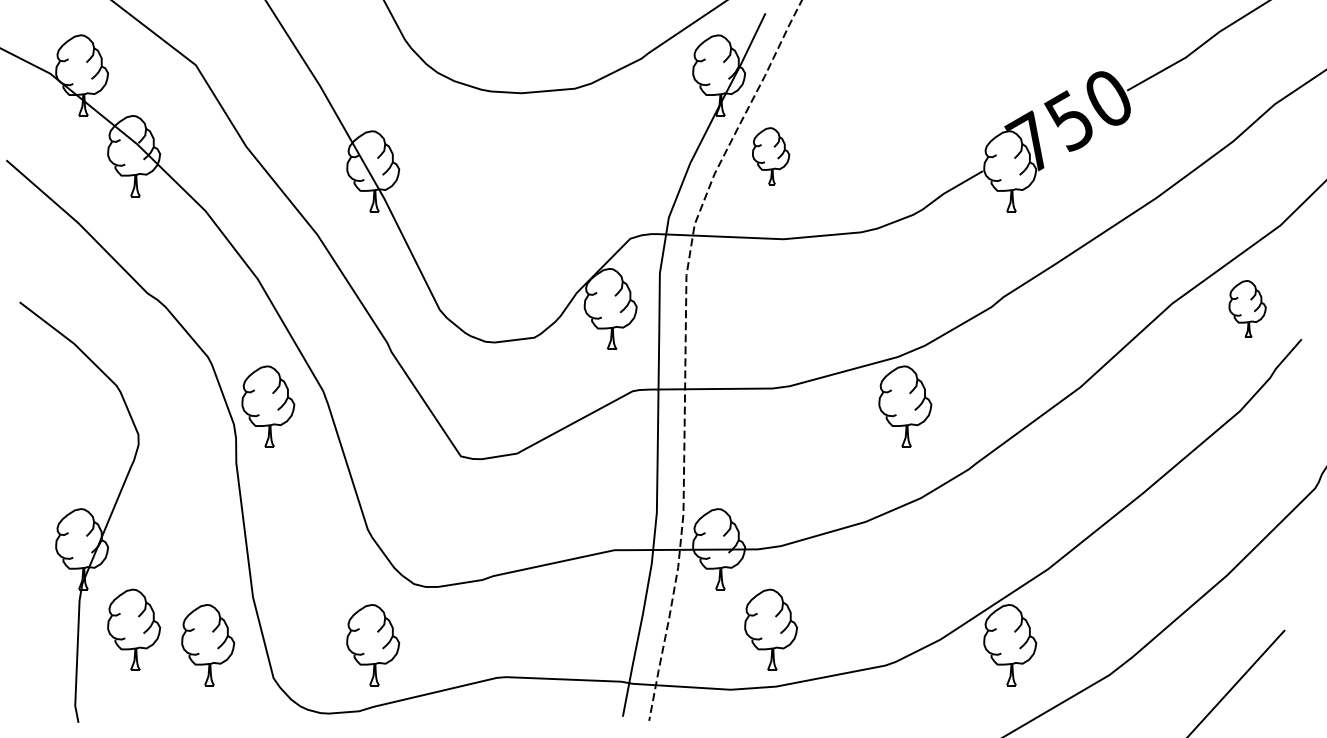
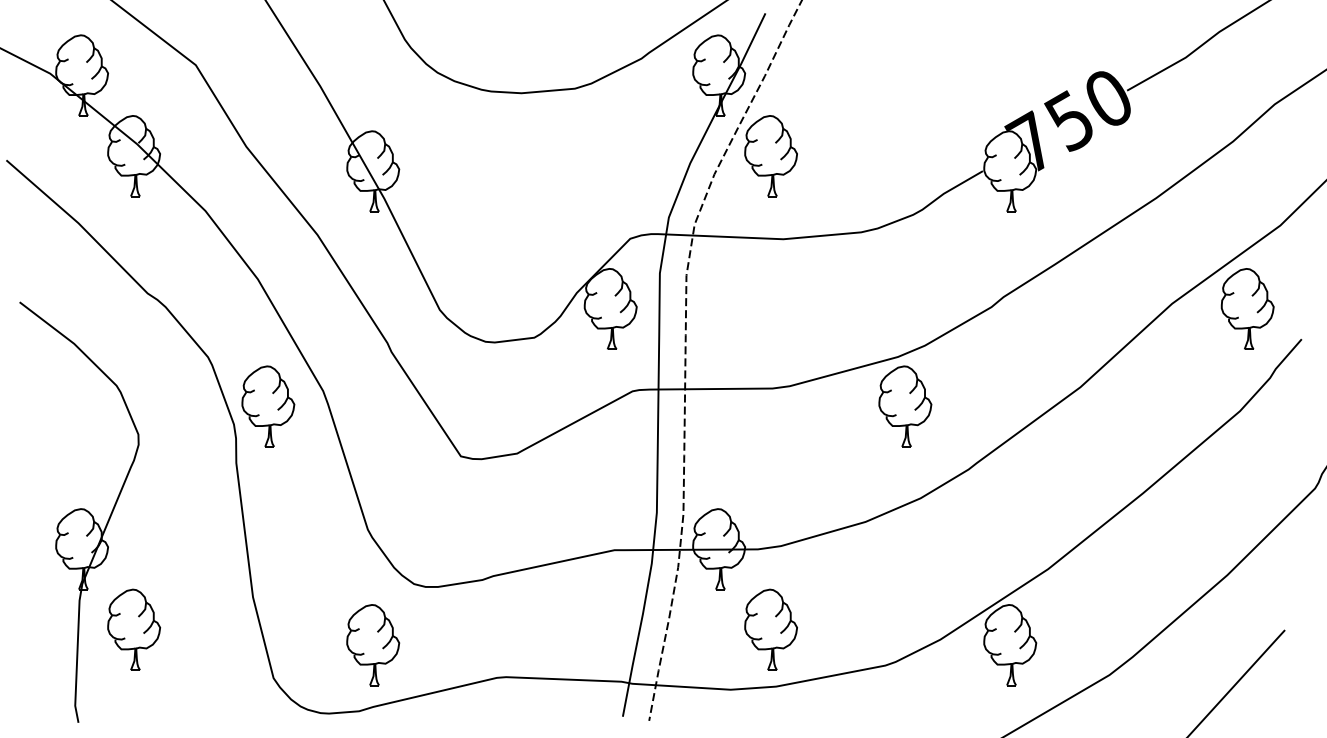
part size: 39x59 px -> 54x83 px (770, 156)
part size: 39x58 px -> 55x82 px (1247, 308)
part: present -> none (208, 645)
